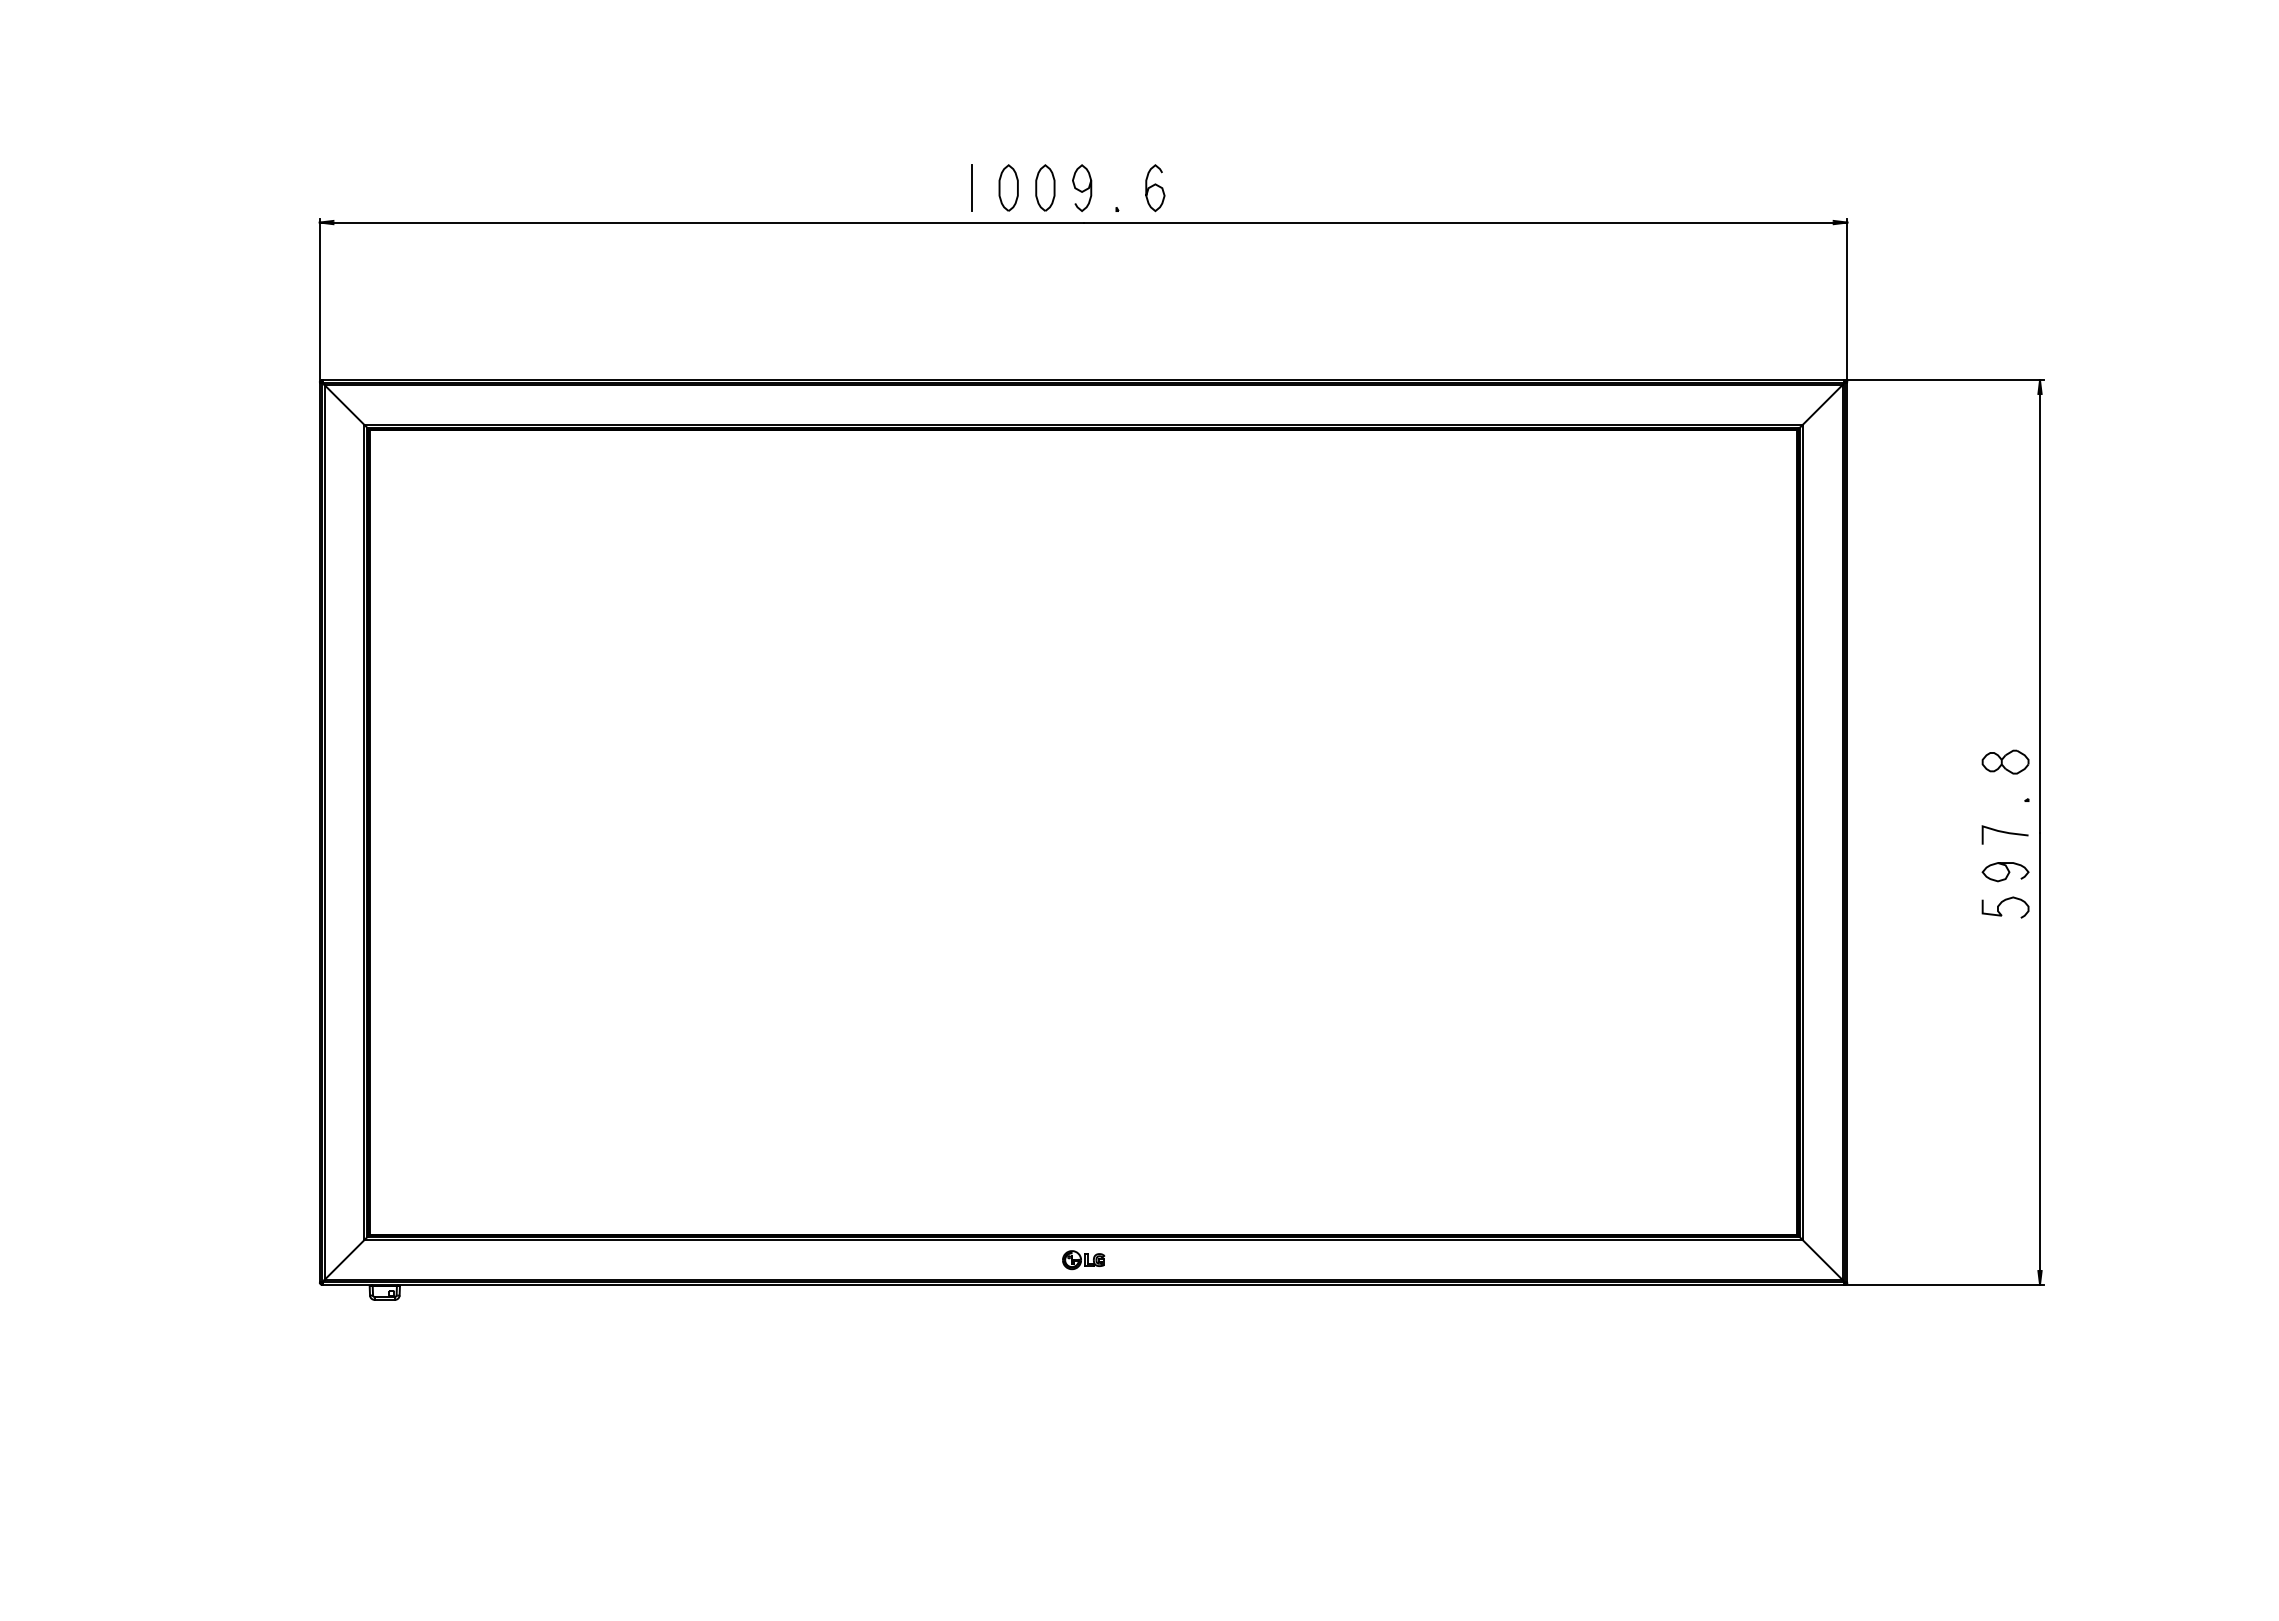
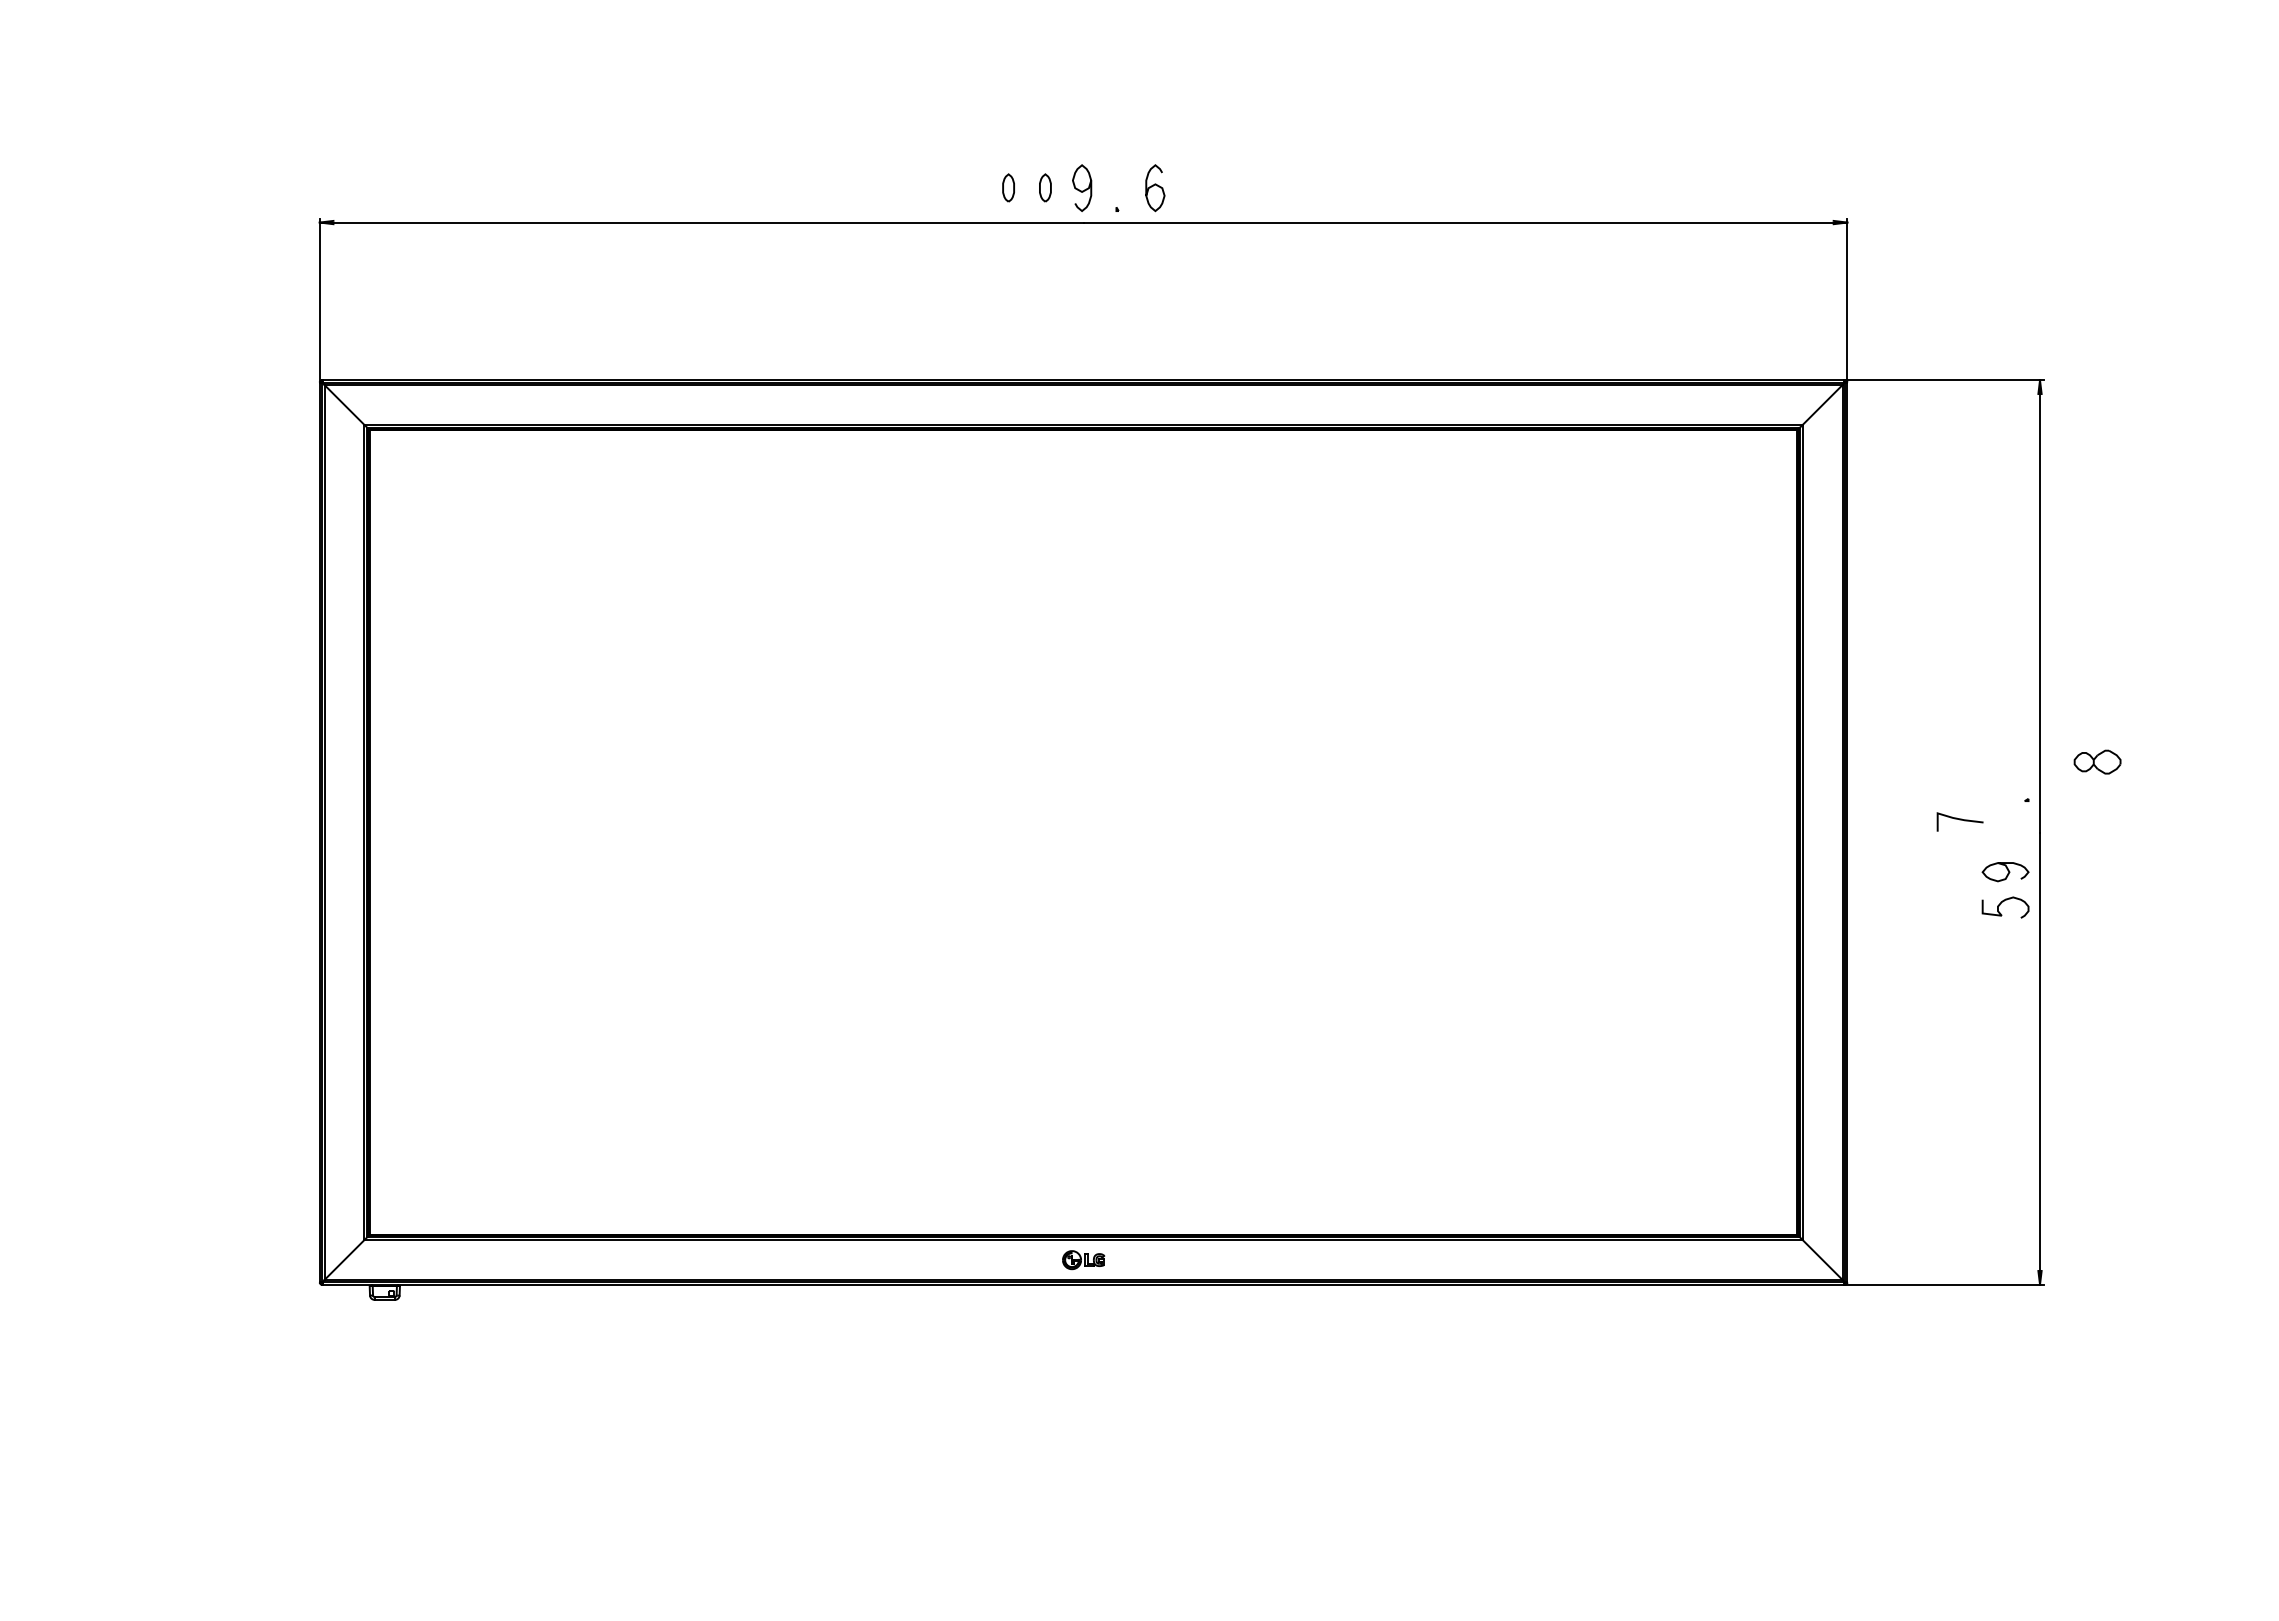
part size: 21x48 px -> 13x30 px (1008, 187)
part size: 21x48 px -> 13x30 px (1045, 187)
line: present -> none (972, 188)
part position: (2005, 761) -> (2097, 761) (2097, 761)
curve position: (2004, 833) -> (1959, 820) (1959, 820)
